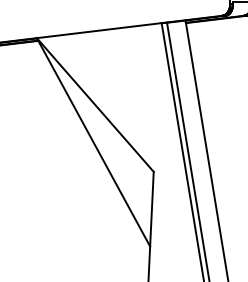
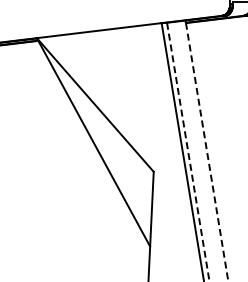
line: solid -> dashed (188, 152)
line: solid -> dashed (207, 152)
